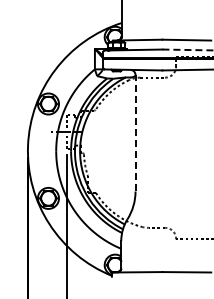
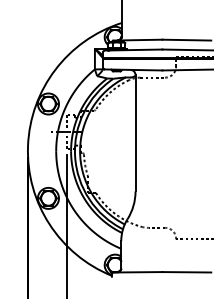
line: dashed -> solid (188, 50)
line: dashed -> solid (135, 132)
